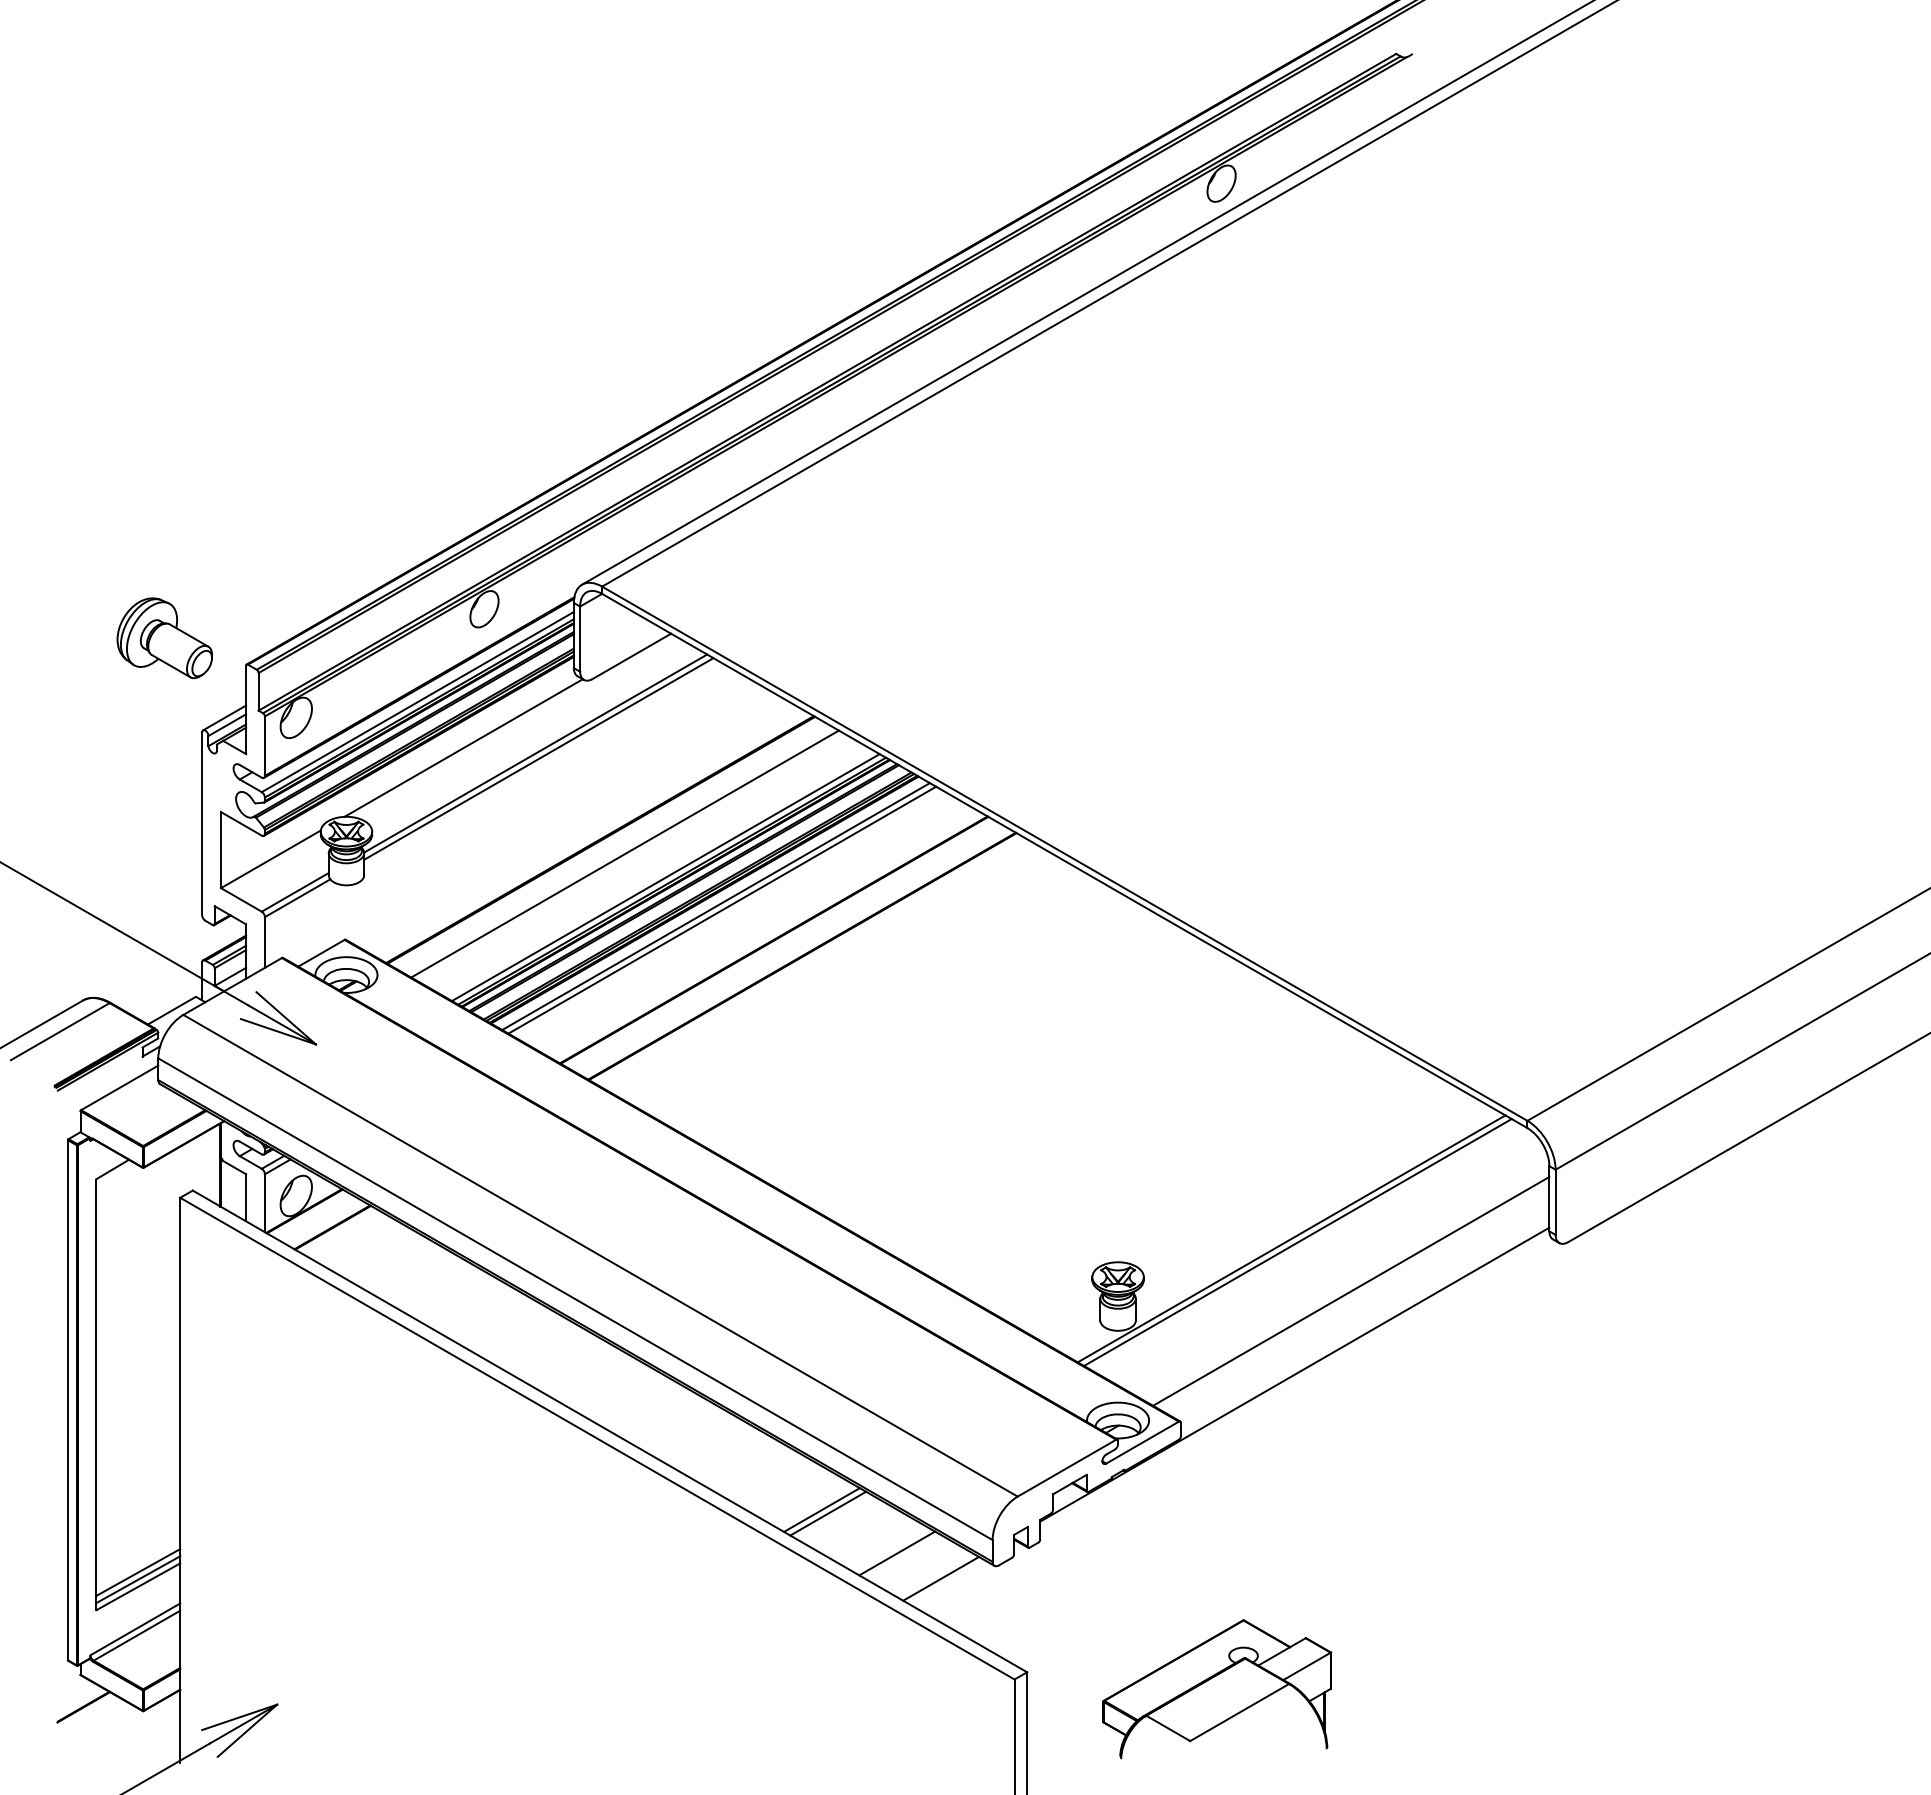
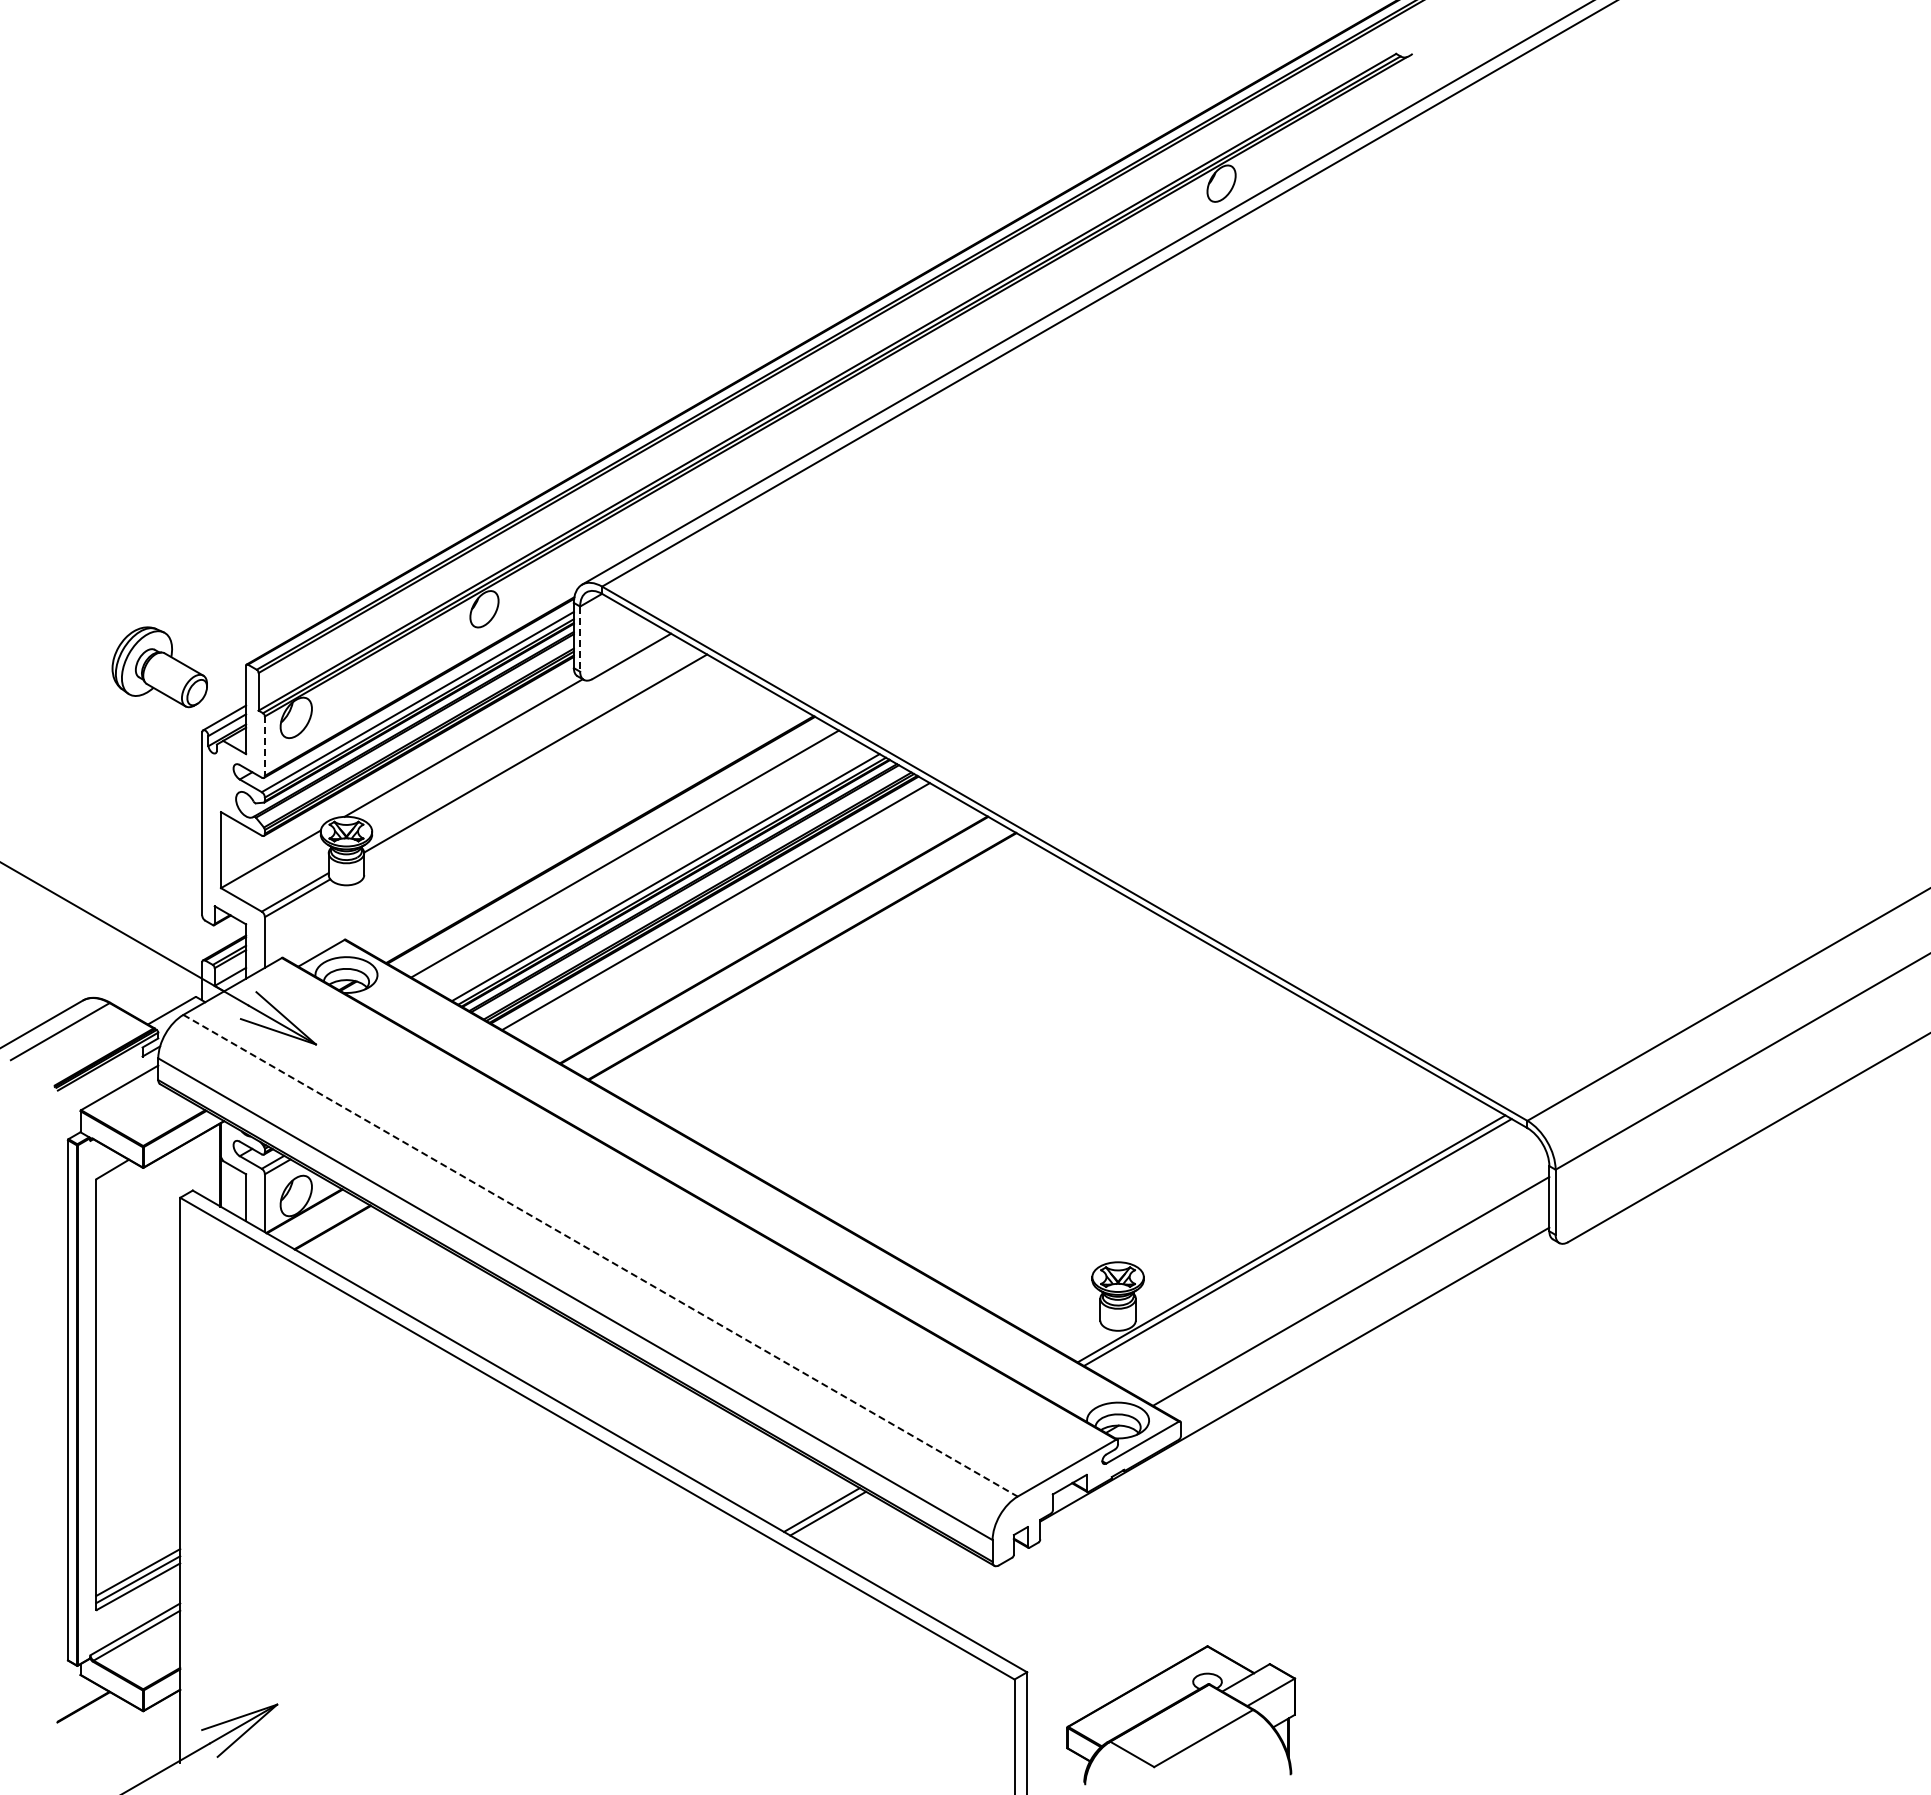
part position: (164, 638) -> (159, 667) (159, 667)
line: solid -> dashed (580, 639)
line: solid -> dashed (264, 746)
line: present -> none (538, 758)
line: present -> none (722, 909)
line: solid -> dashed (600, 1255)
line: present -> none (897, 1553)
line: present -> none (941, 1578)
part position: (1217, 1689) -> (1181, 1715) (1181, 1715)
